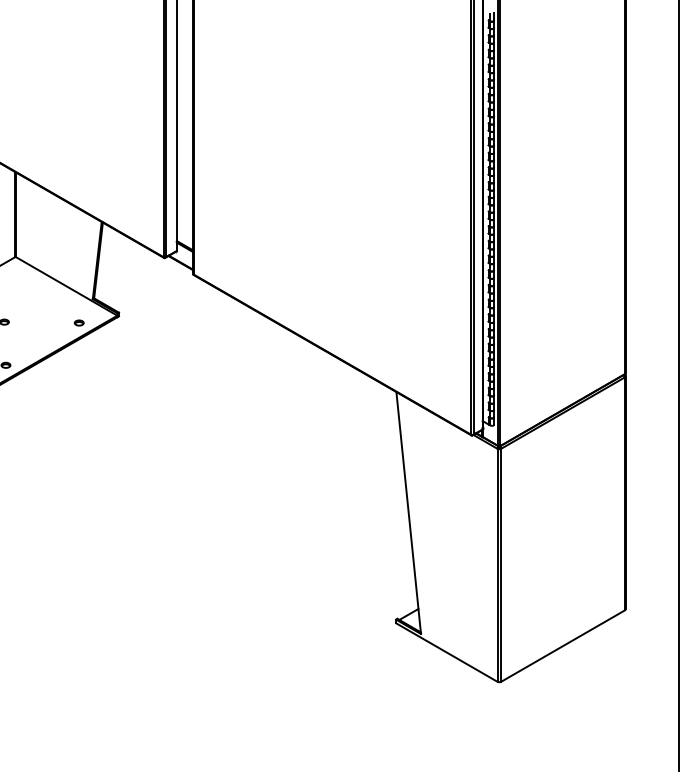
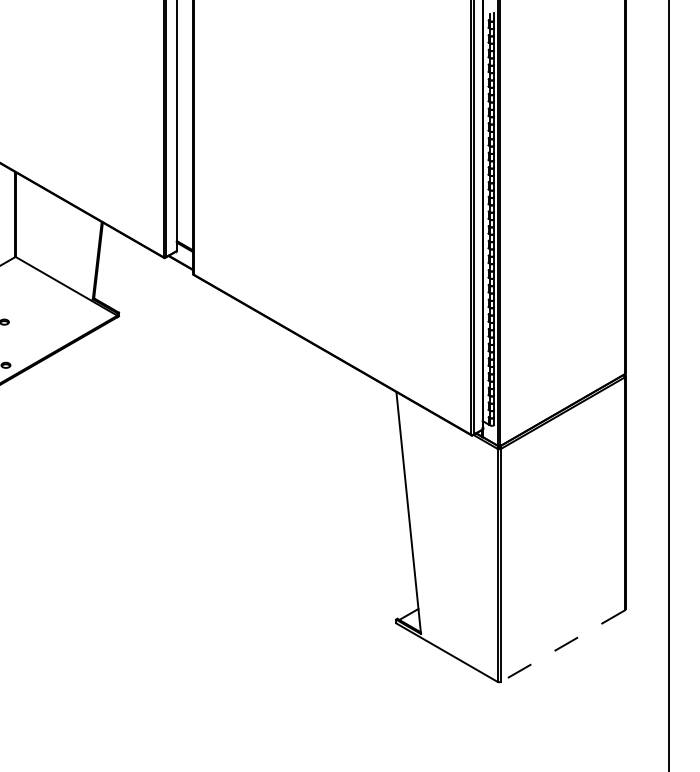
part: present -> none (78, 322)
line position: (679, 385) -> (669, 385) (669, 385)
line: solid -> dashed (562, 646)
